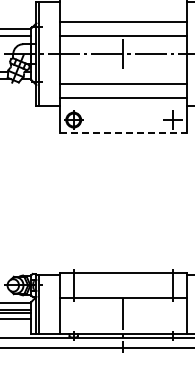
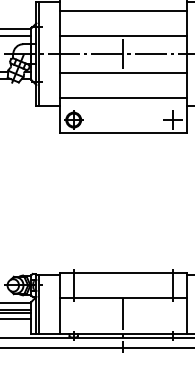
line position: (123, 21) -> (123, 10) (123, 10)
line position: (123, 83) -> (123, 72) (123, 72)
line: dashed -> solid (123, 132)
